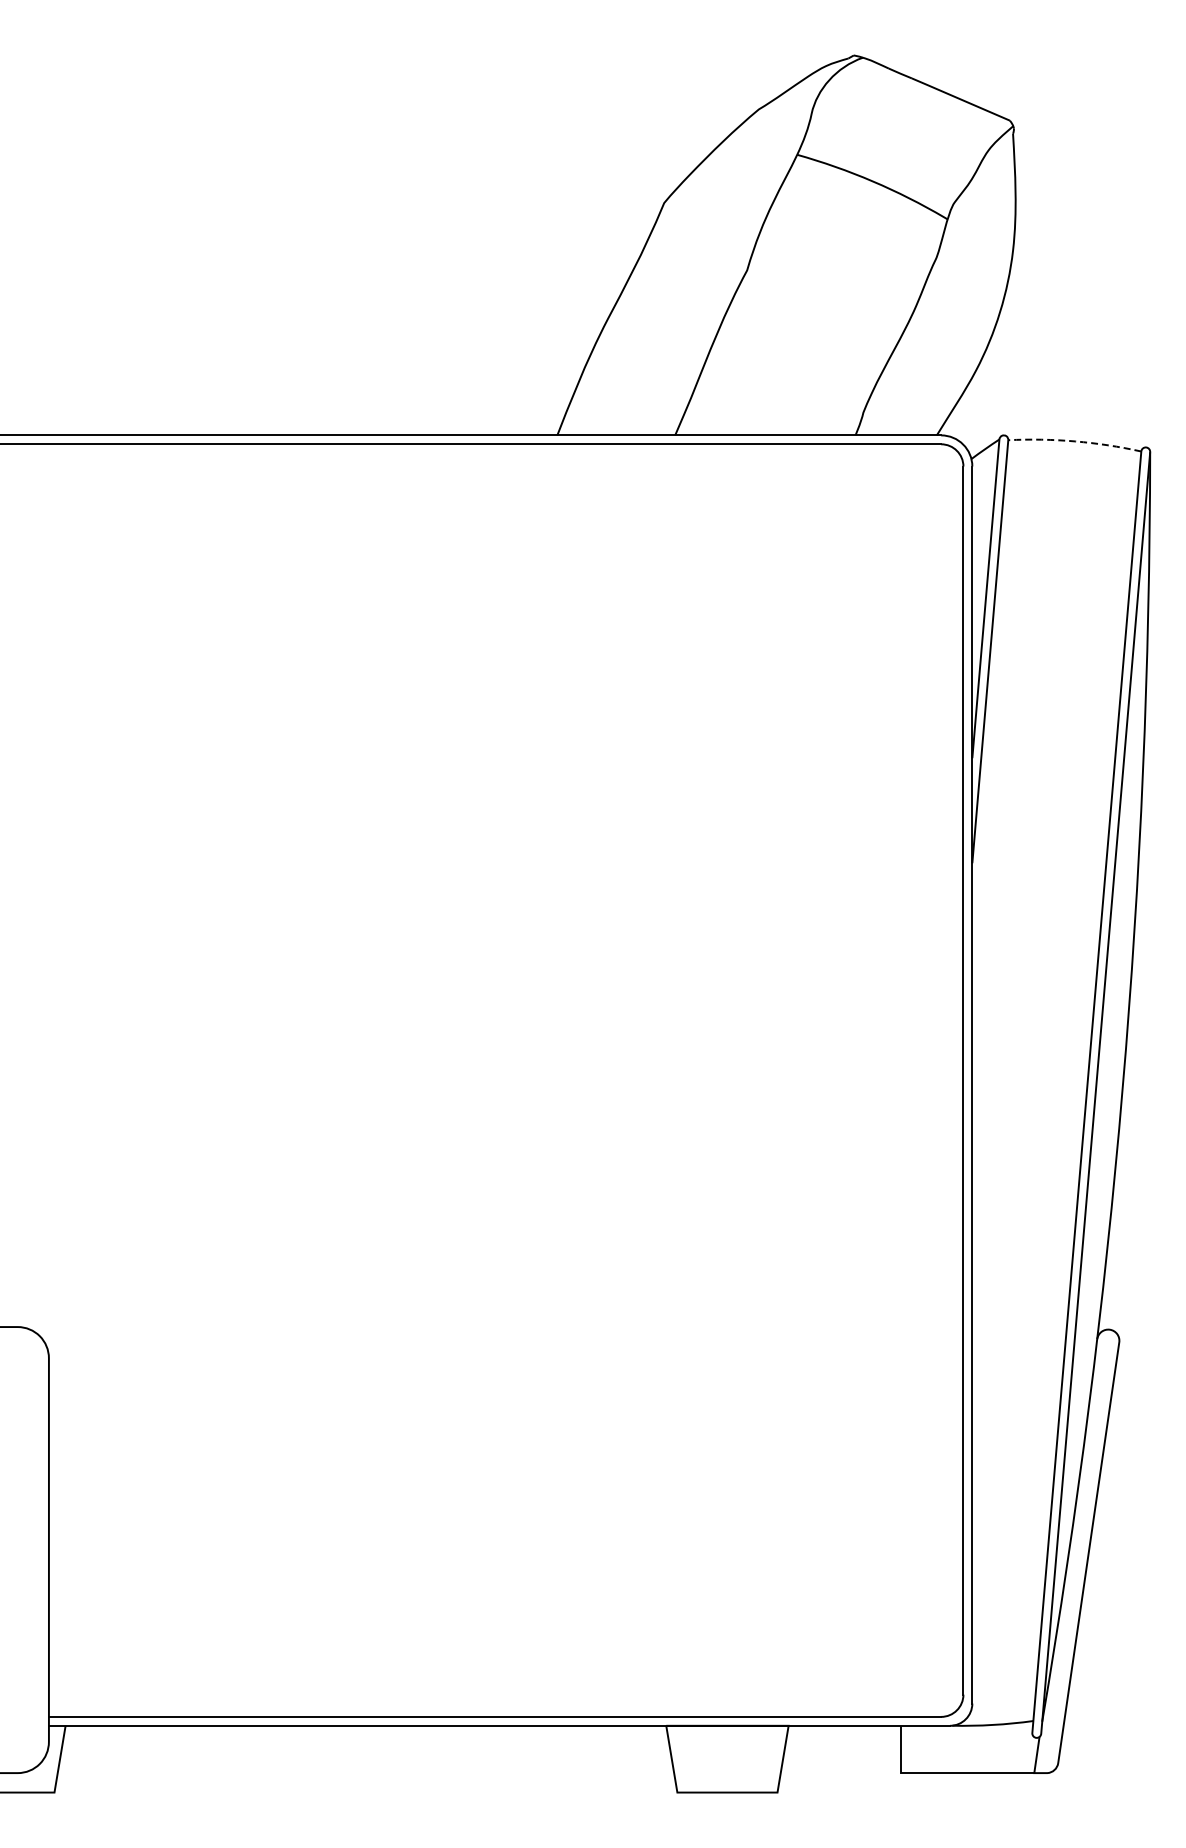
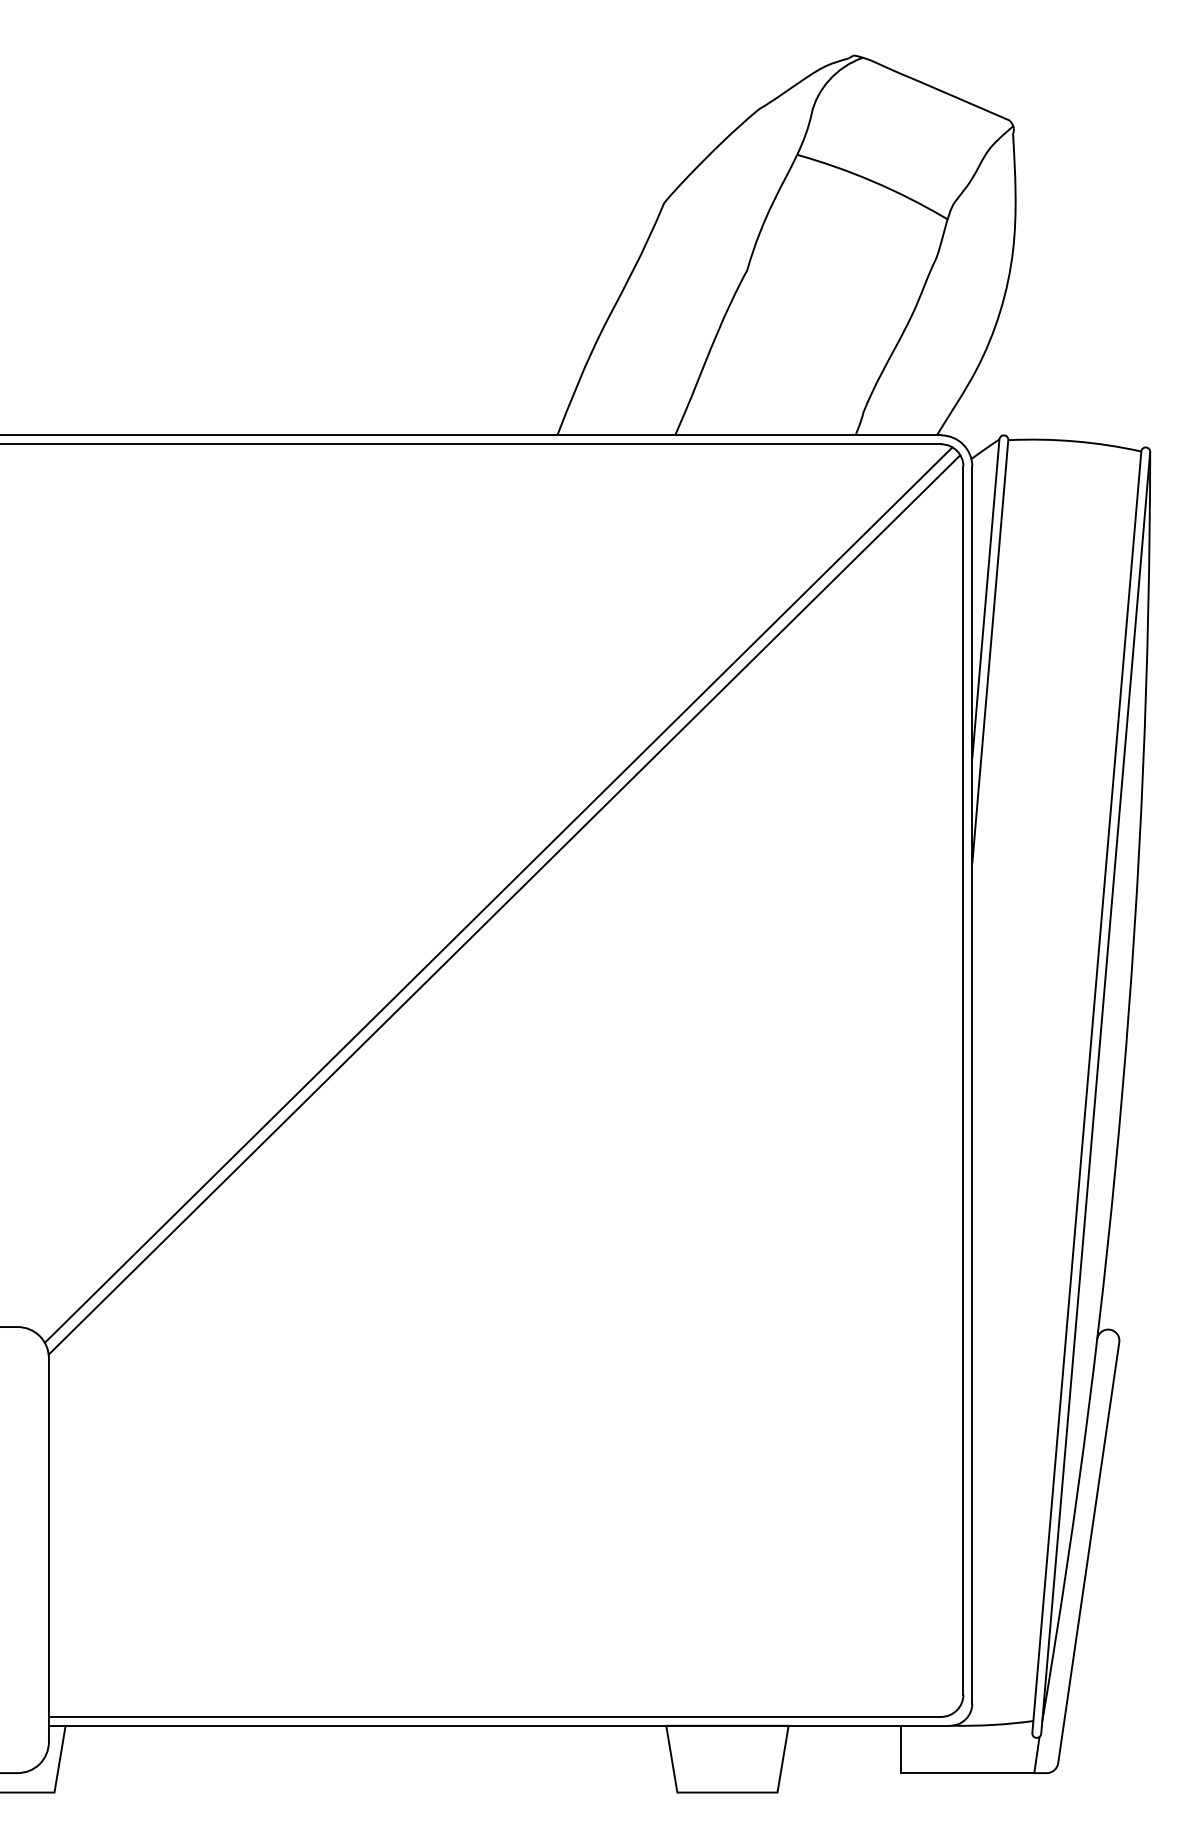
arc: dashed -> solid (1075, 441)
line: none -> present (498, 894)
line: none -> present (504, 904)
